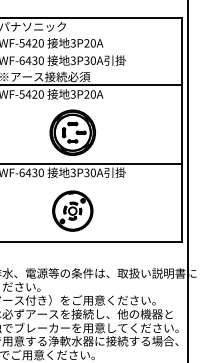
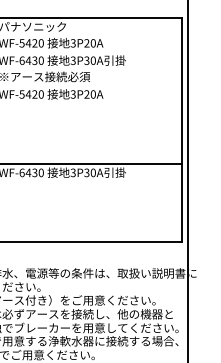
line: present -> none (91, 85)
part: present -> none (72, 132)
part: present -> none (72, 210)
